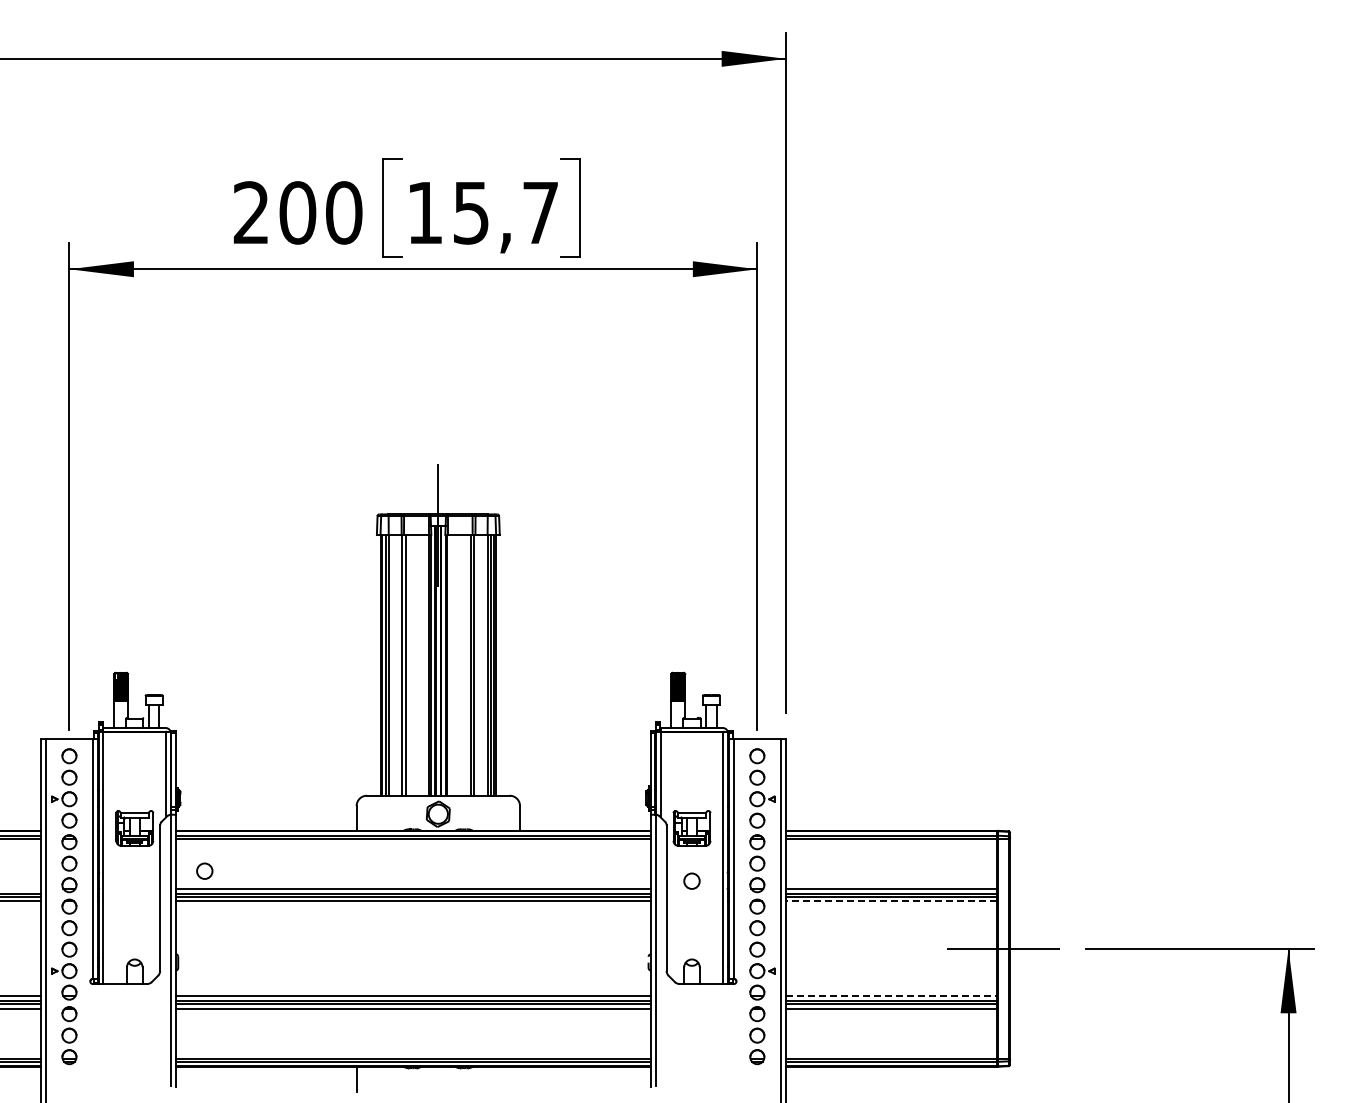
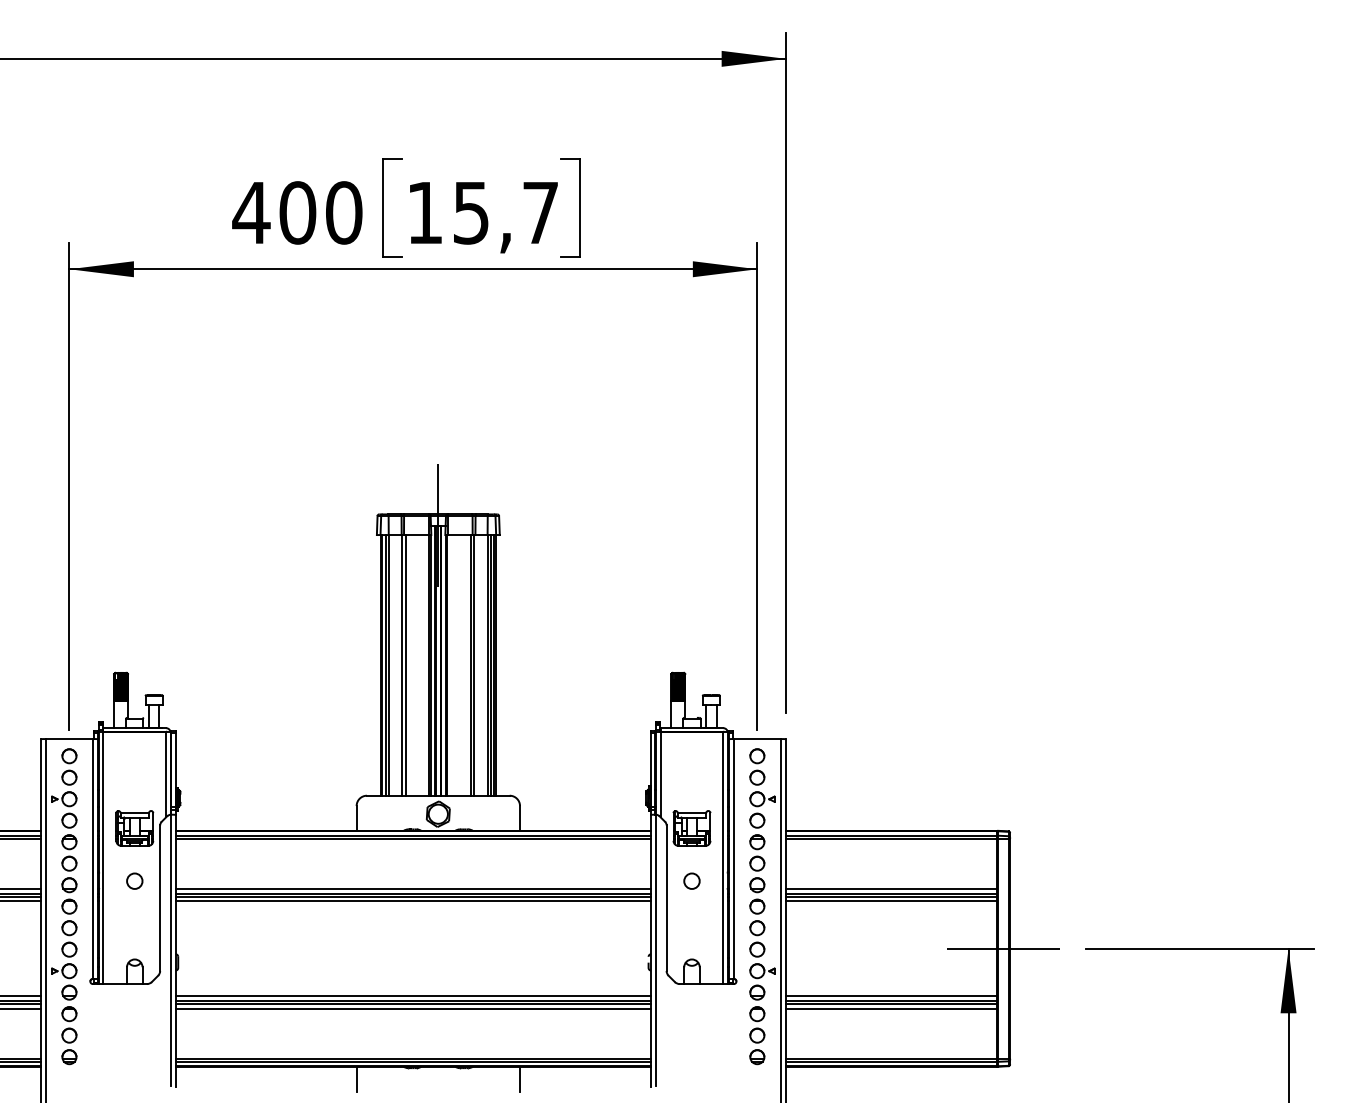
text: 200 -> 400 (251, 212)
circle position: (204, 870) -> (134, 880) (134, 880)
line: none -> present (21, 889)
line: dashed -> solid (891, 901)
line: dashed -> solid (891, 996)
line: none -> present (520, 1078)
